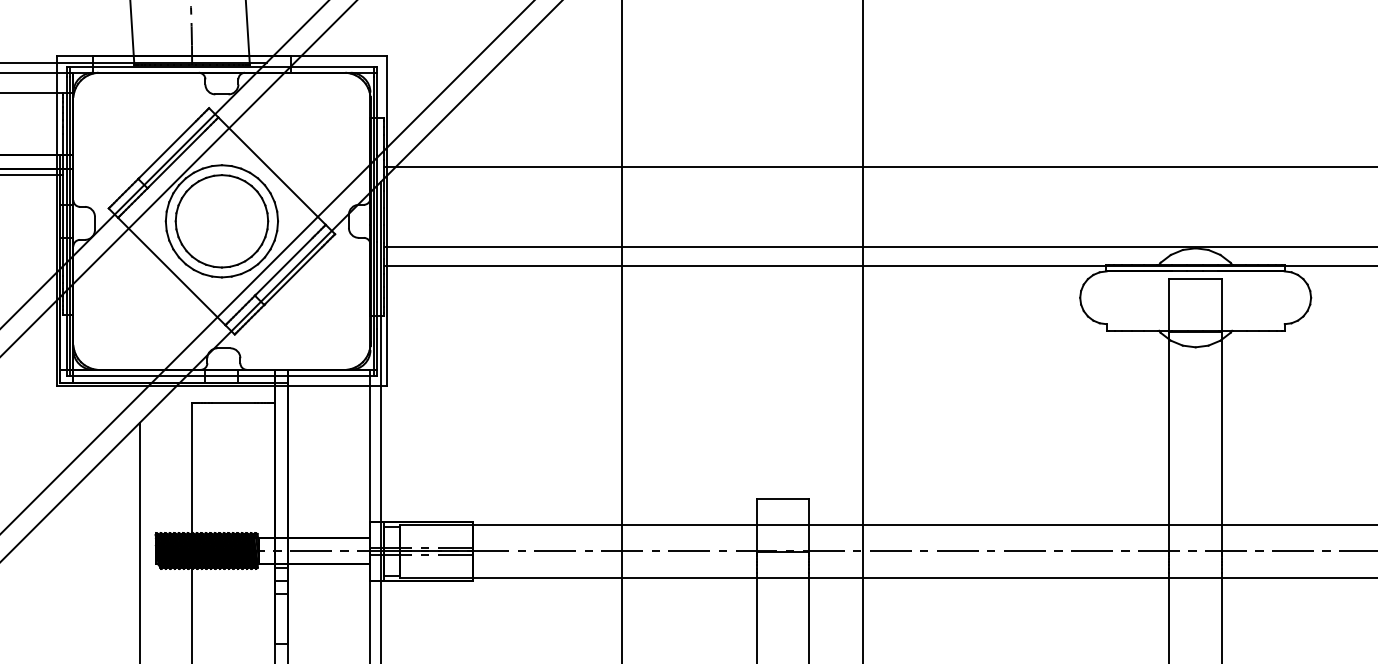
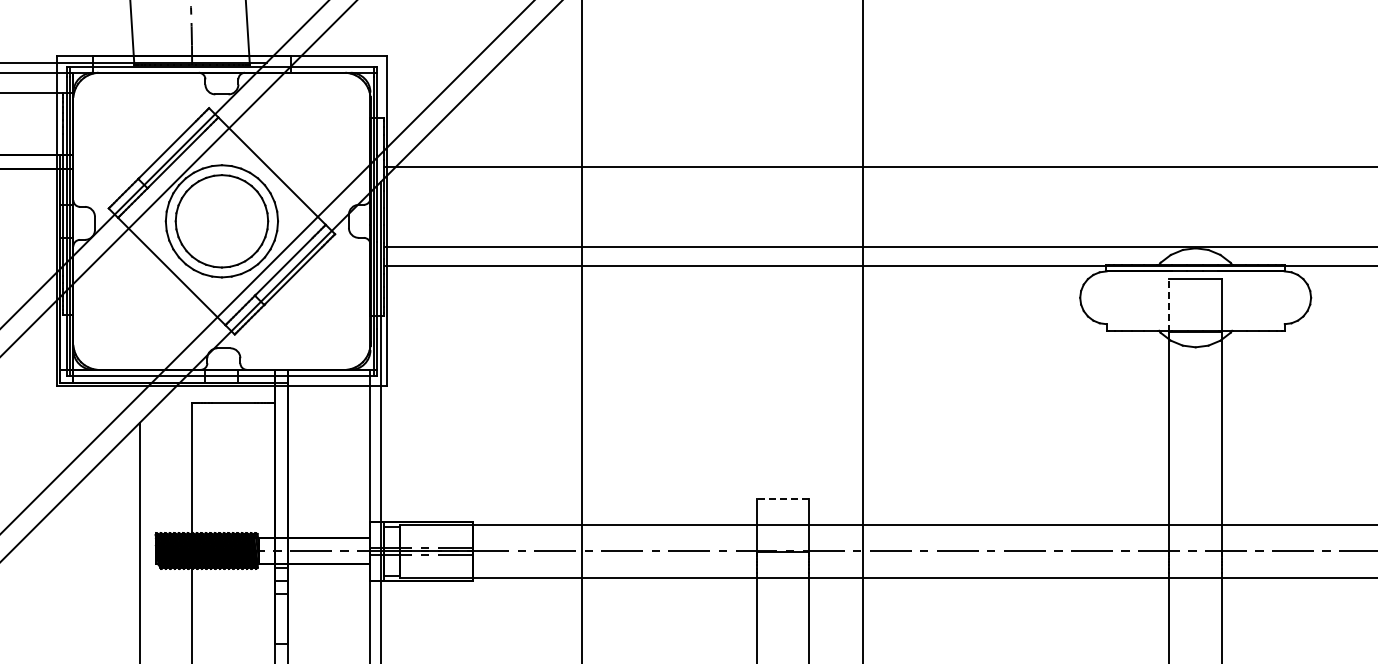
line: present -> none (32, 175)
line: solid -> dashed (1169, 305)
line position: (621, 331) -> (581, 331) (581, 331)
line: solid -> dashed (782, 498)
